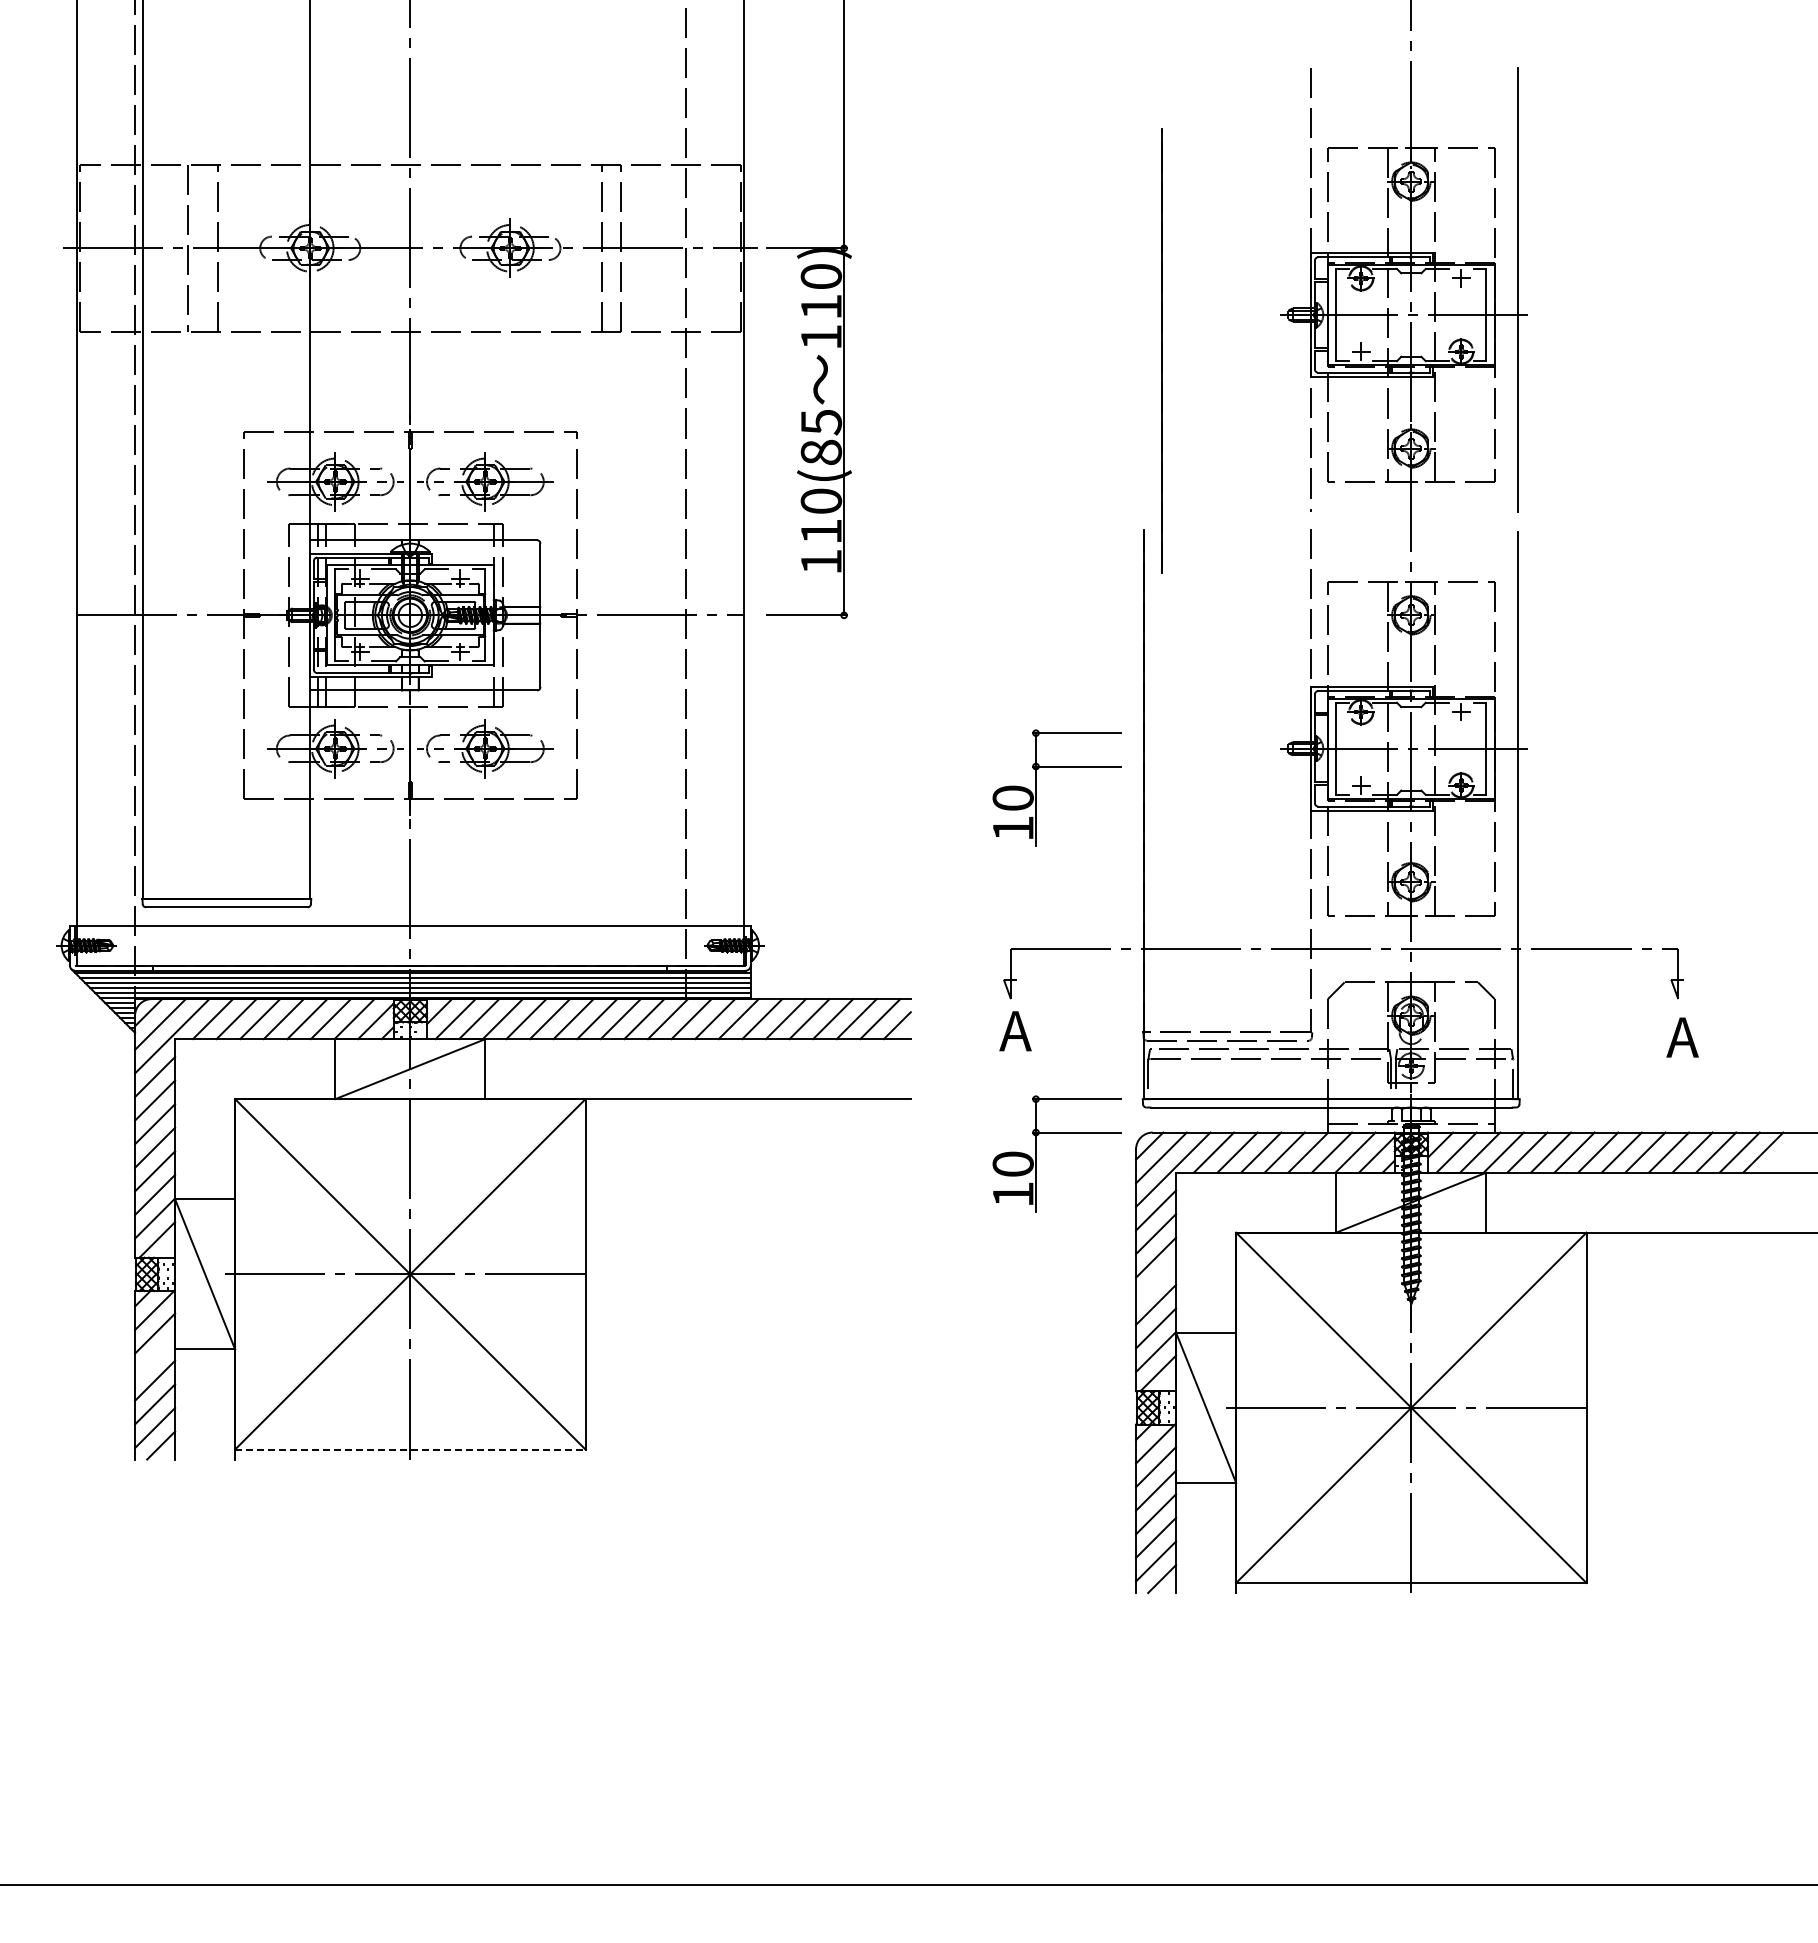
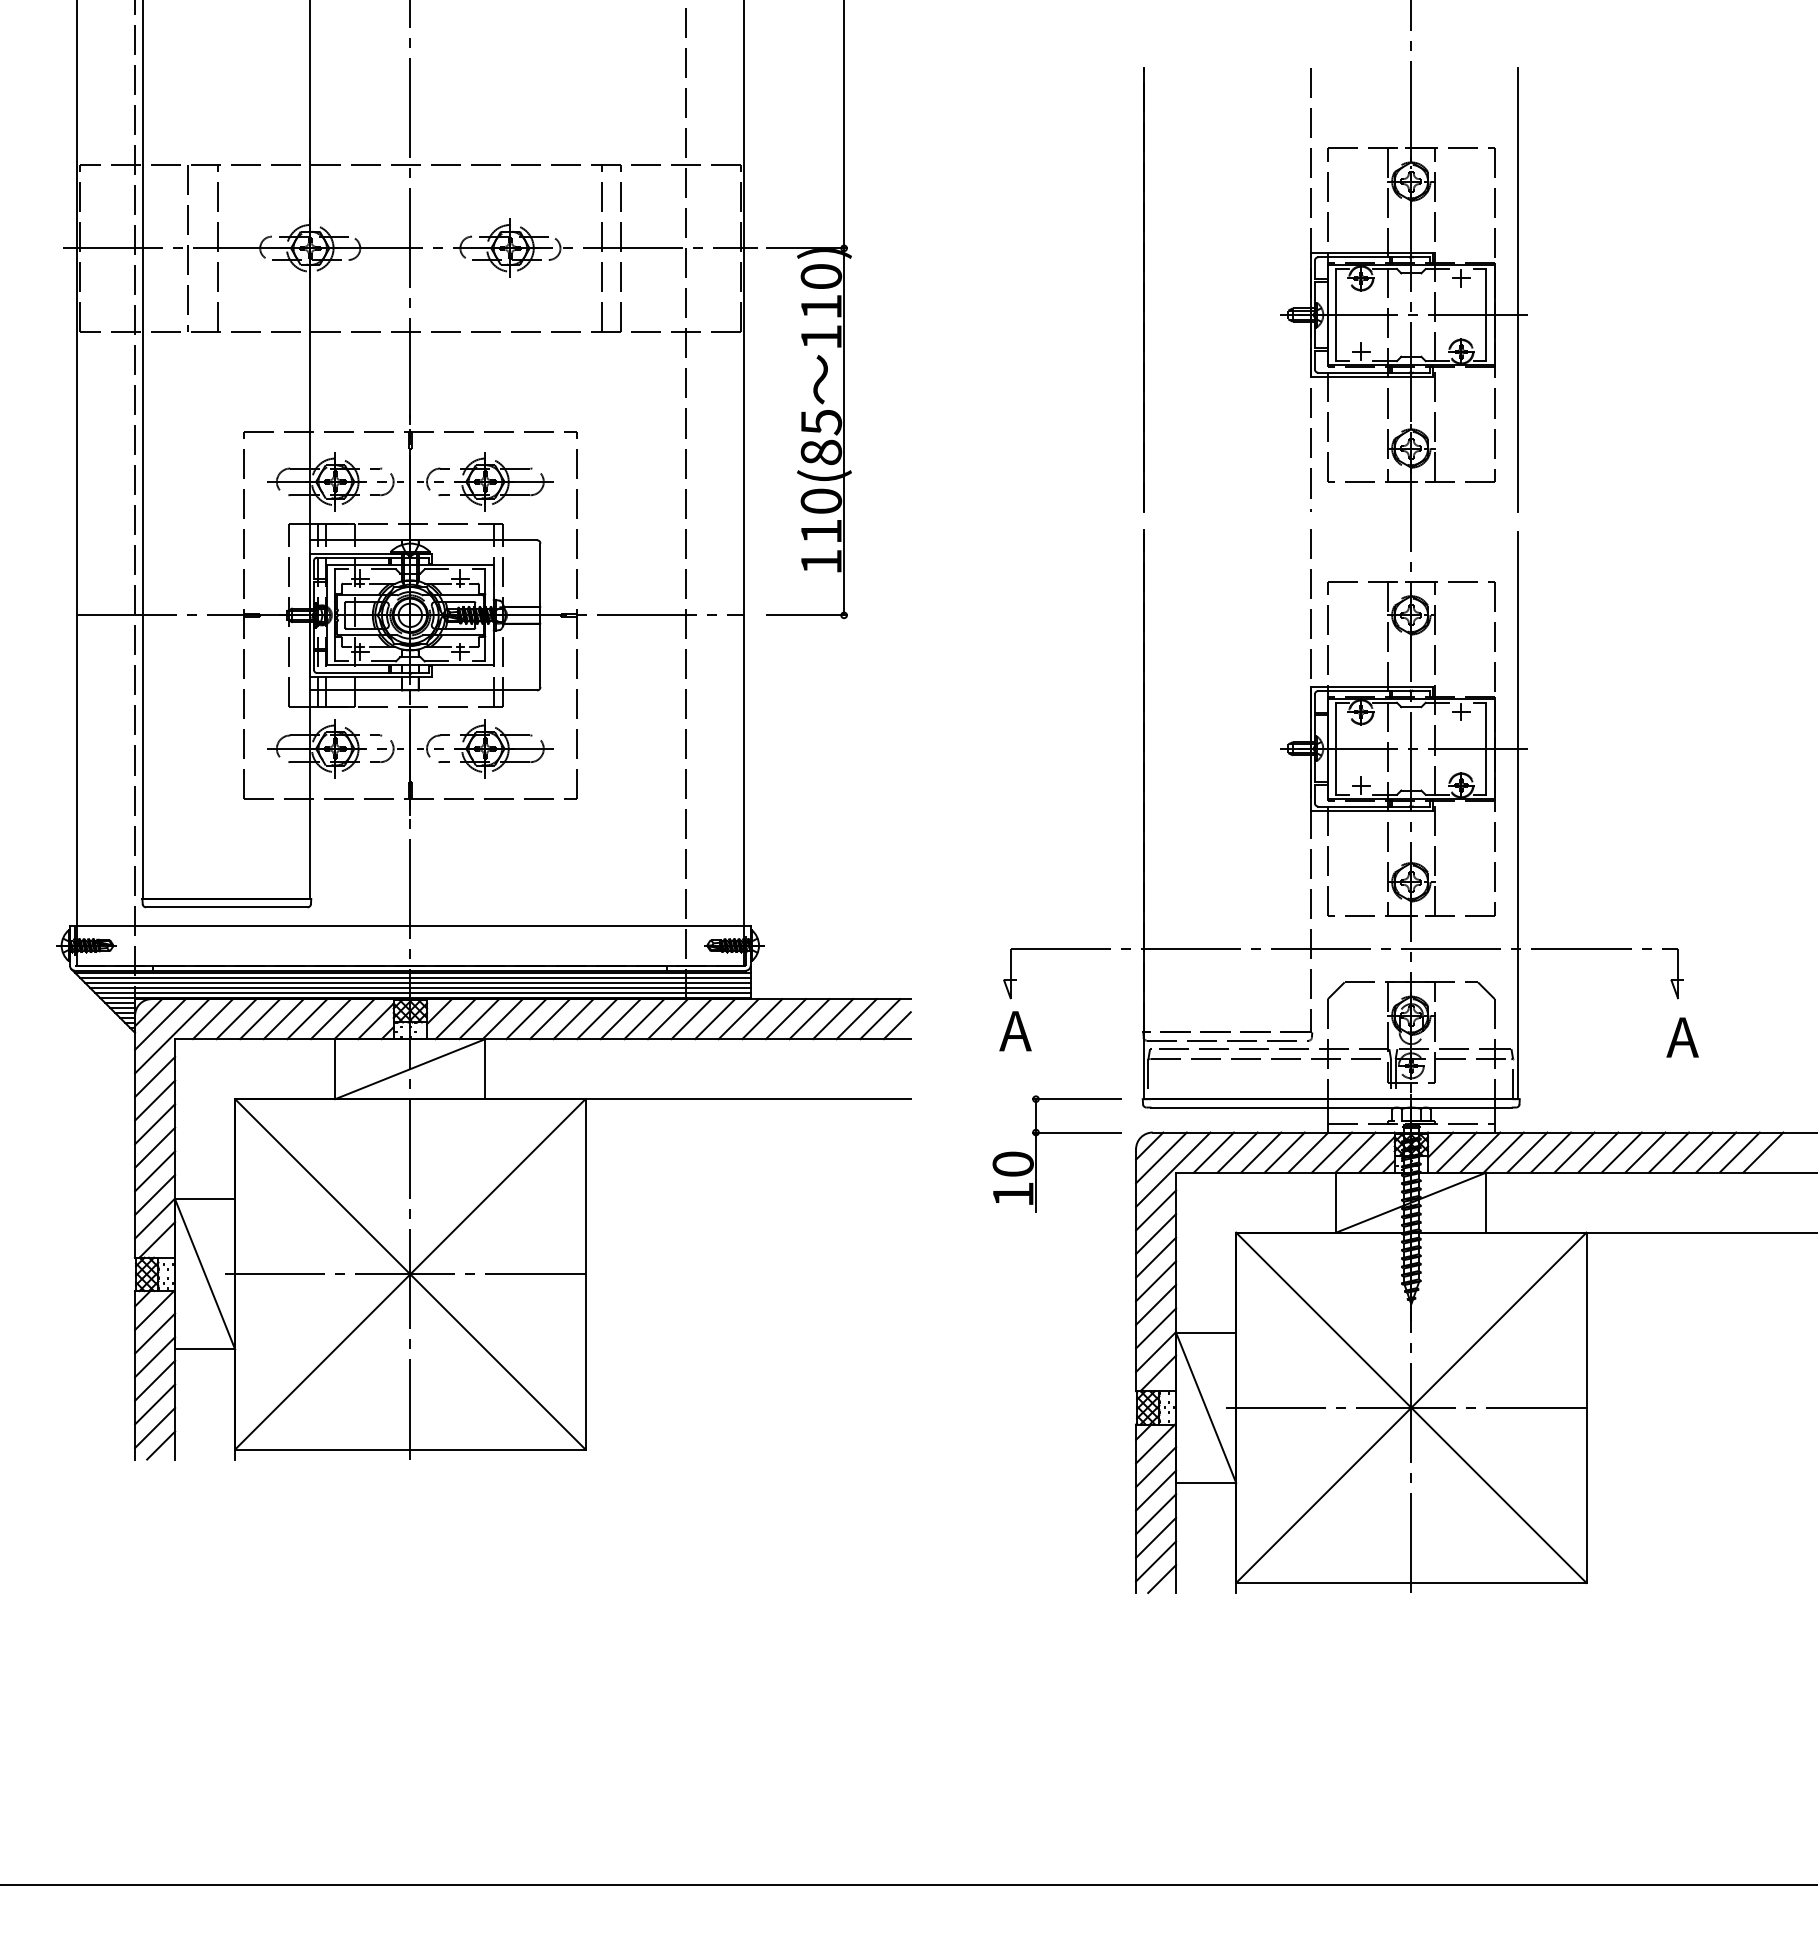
line position: (1161, 350) -> (1143, 289) (1143, 289)
part: present -> none (1056, 767)
line: none -> present (1156, 1281)
line: none -> present (155, 1357)
line: dashed -> solid (410, 1449)
